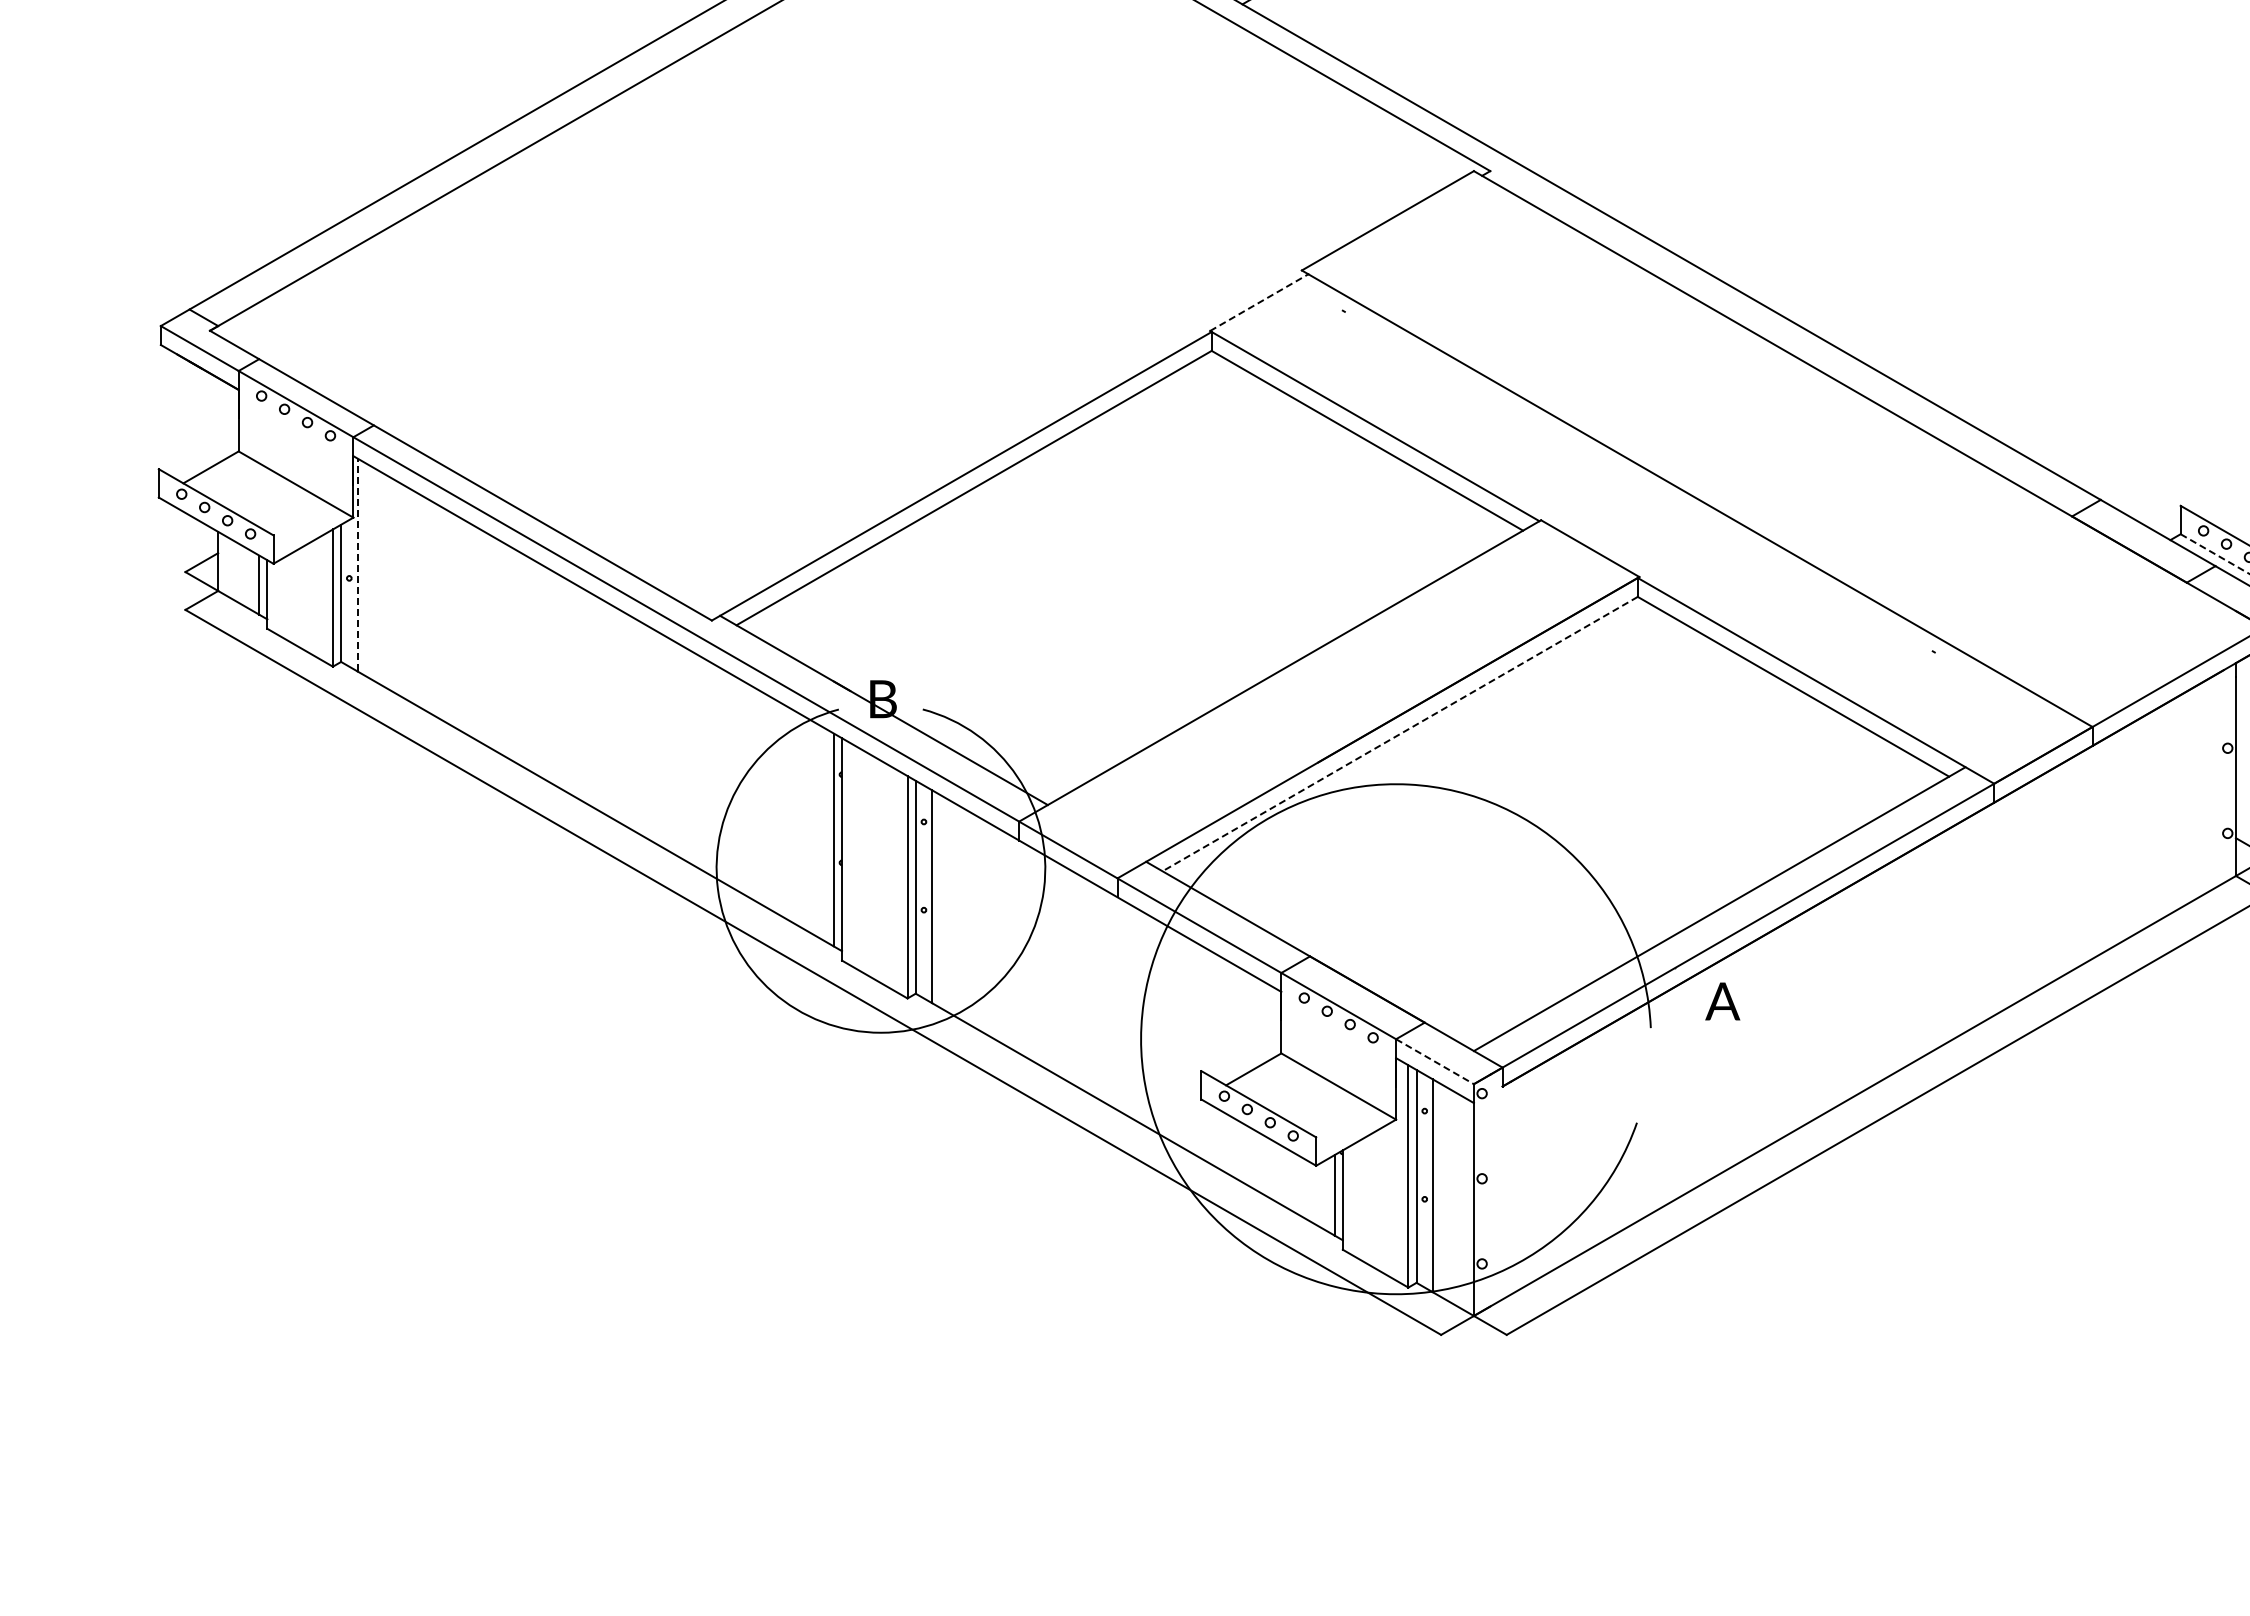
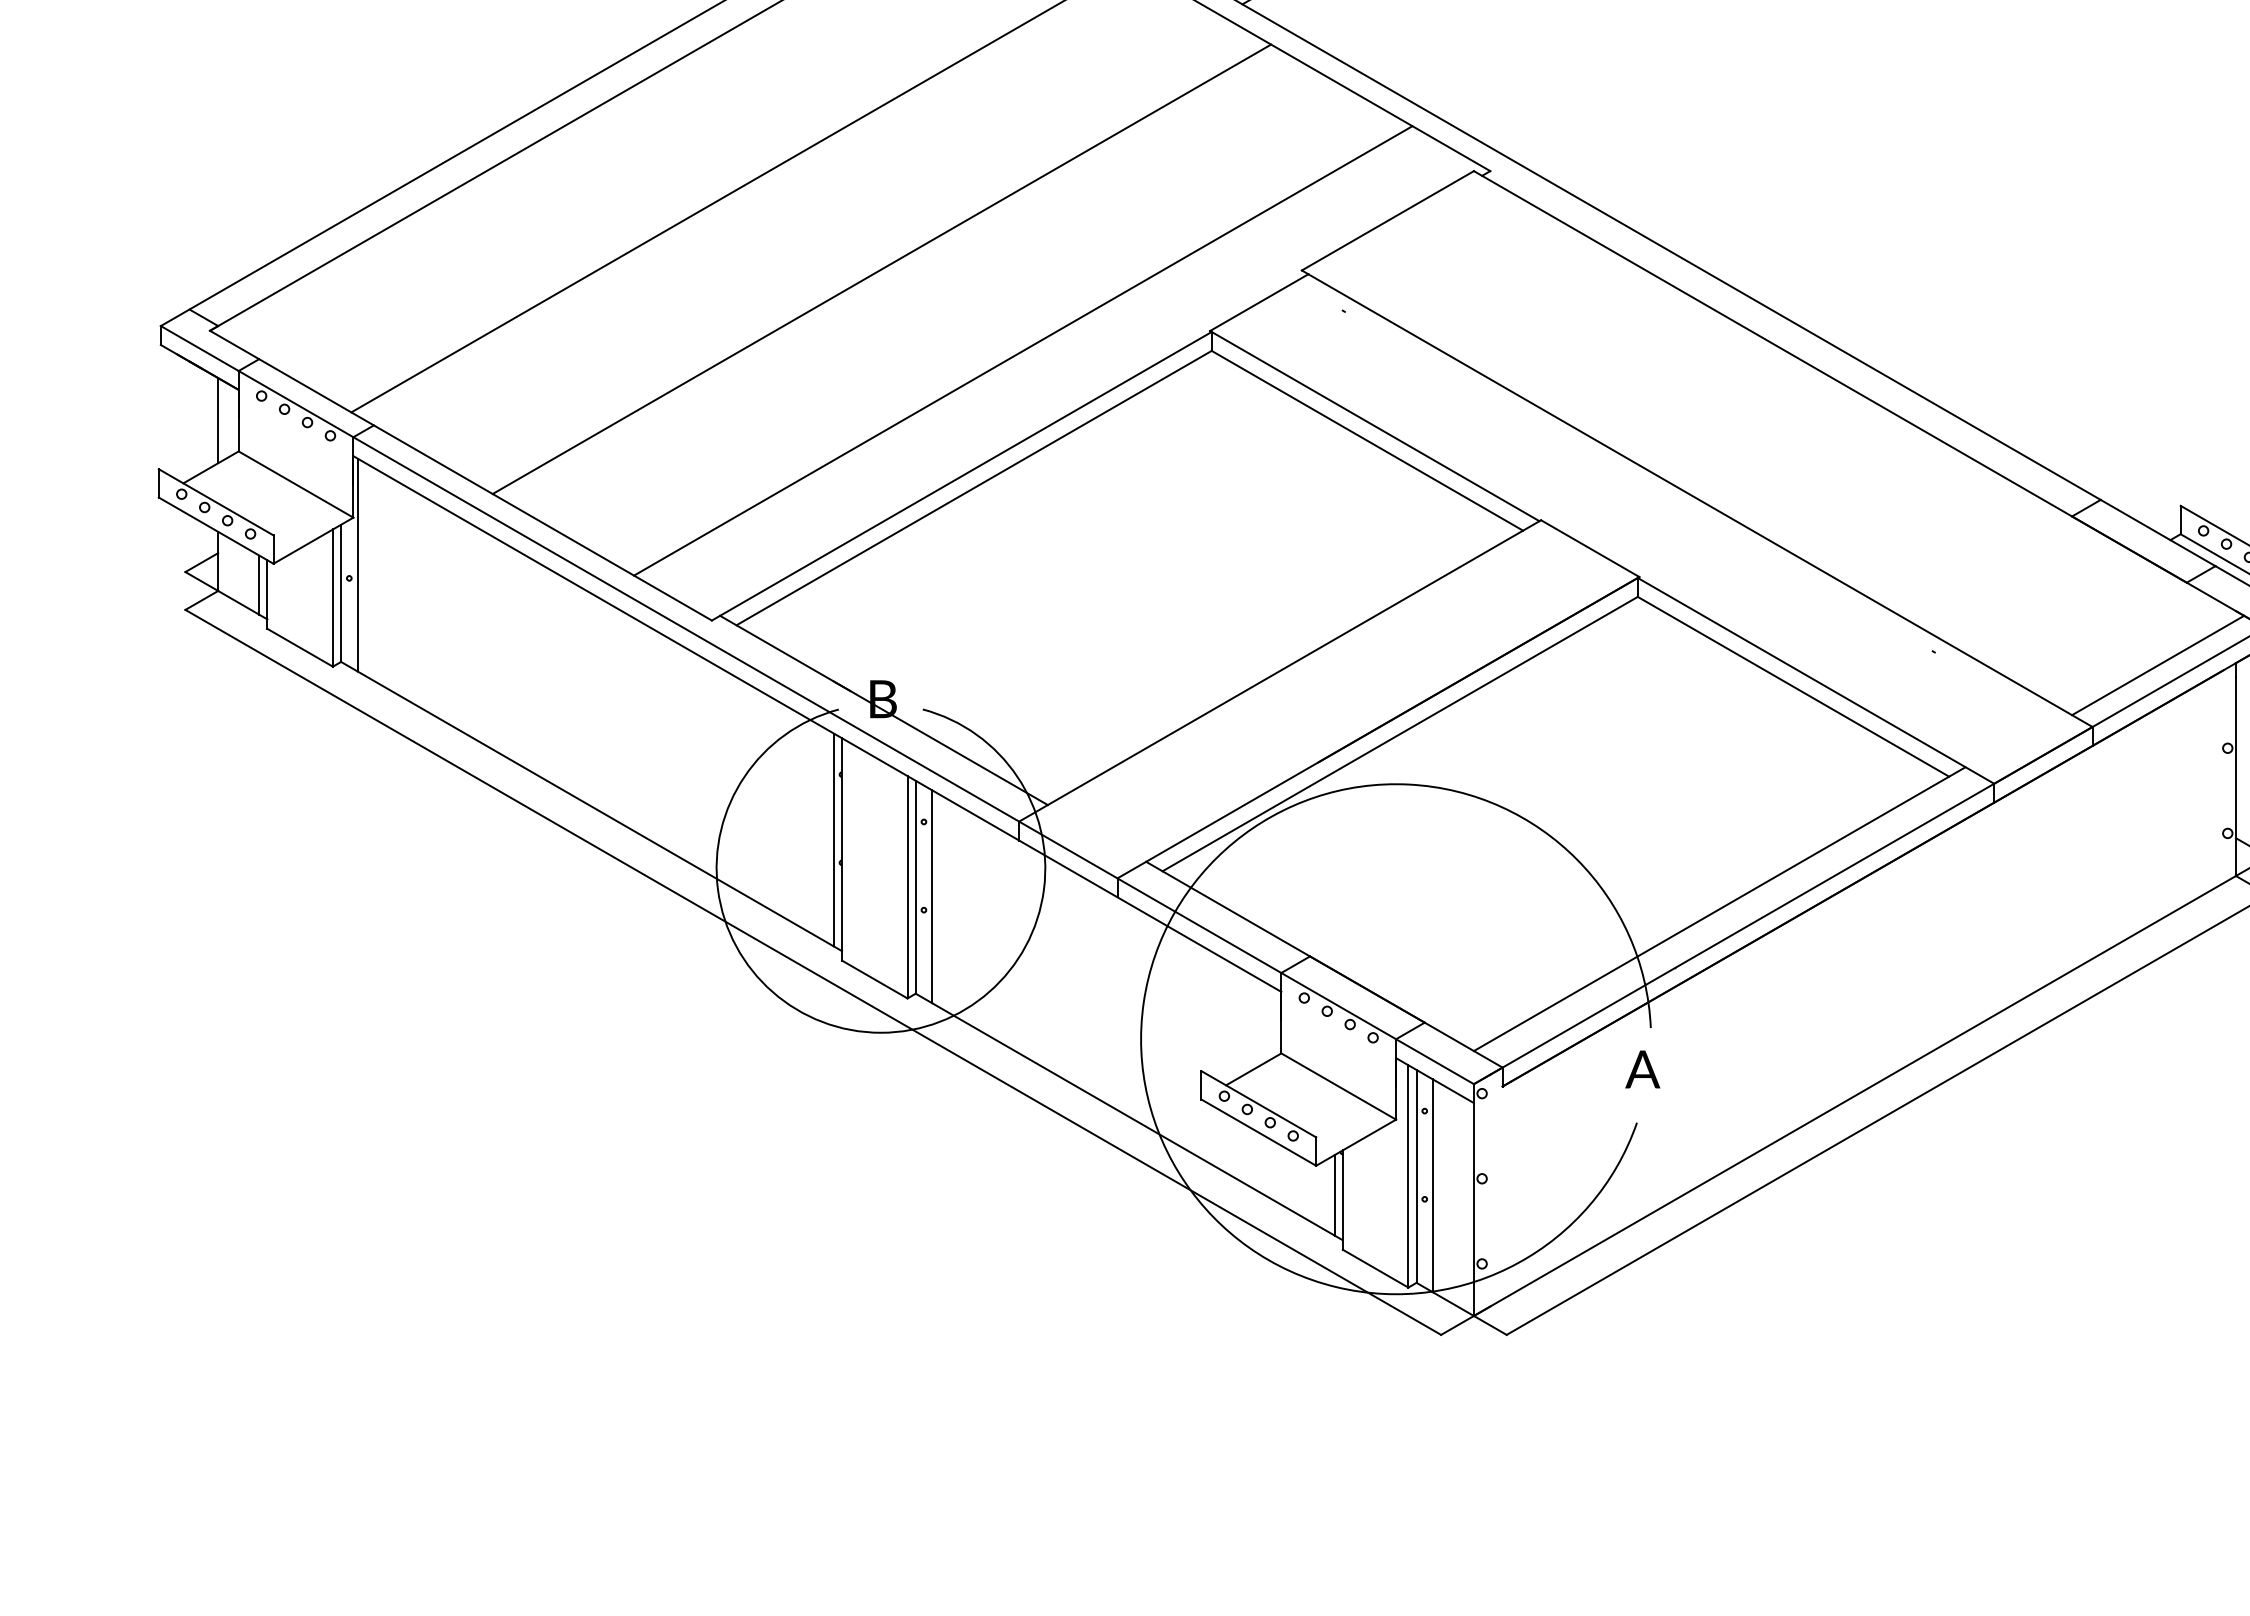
line: none -> present (706, 207)
line: none -> present (881, 269)
line: dashed -> solid (1259, 302)
line: none -> present (1023, 350)
line: none -> present (218, 420)
line: dashed -> solid (2215, 554)
line: dashed -> solid (357, 564)
line: none -> present (2158, 665)
line: dashed -> solid (1399, 734)
text position: (1722, 1001) -> (1642, 1069) (1642, 1069)
line: dashed -> solid (1435, 1061)
